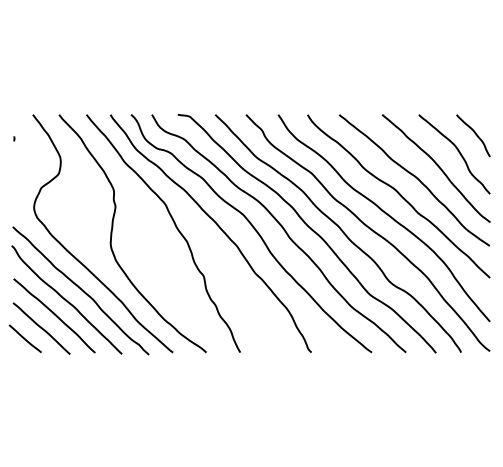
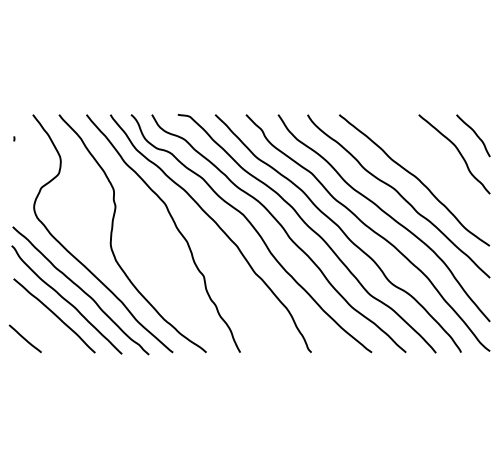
curve: present -> none (437, 166)
line: present -> none (41, 328)
